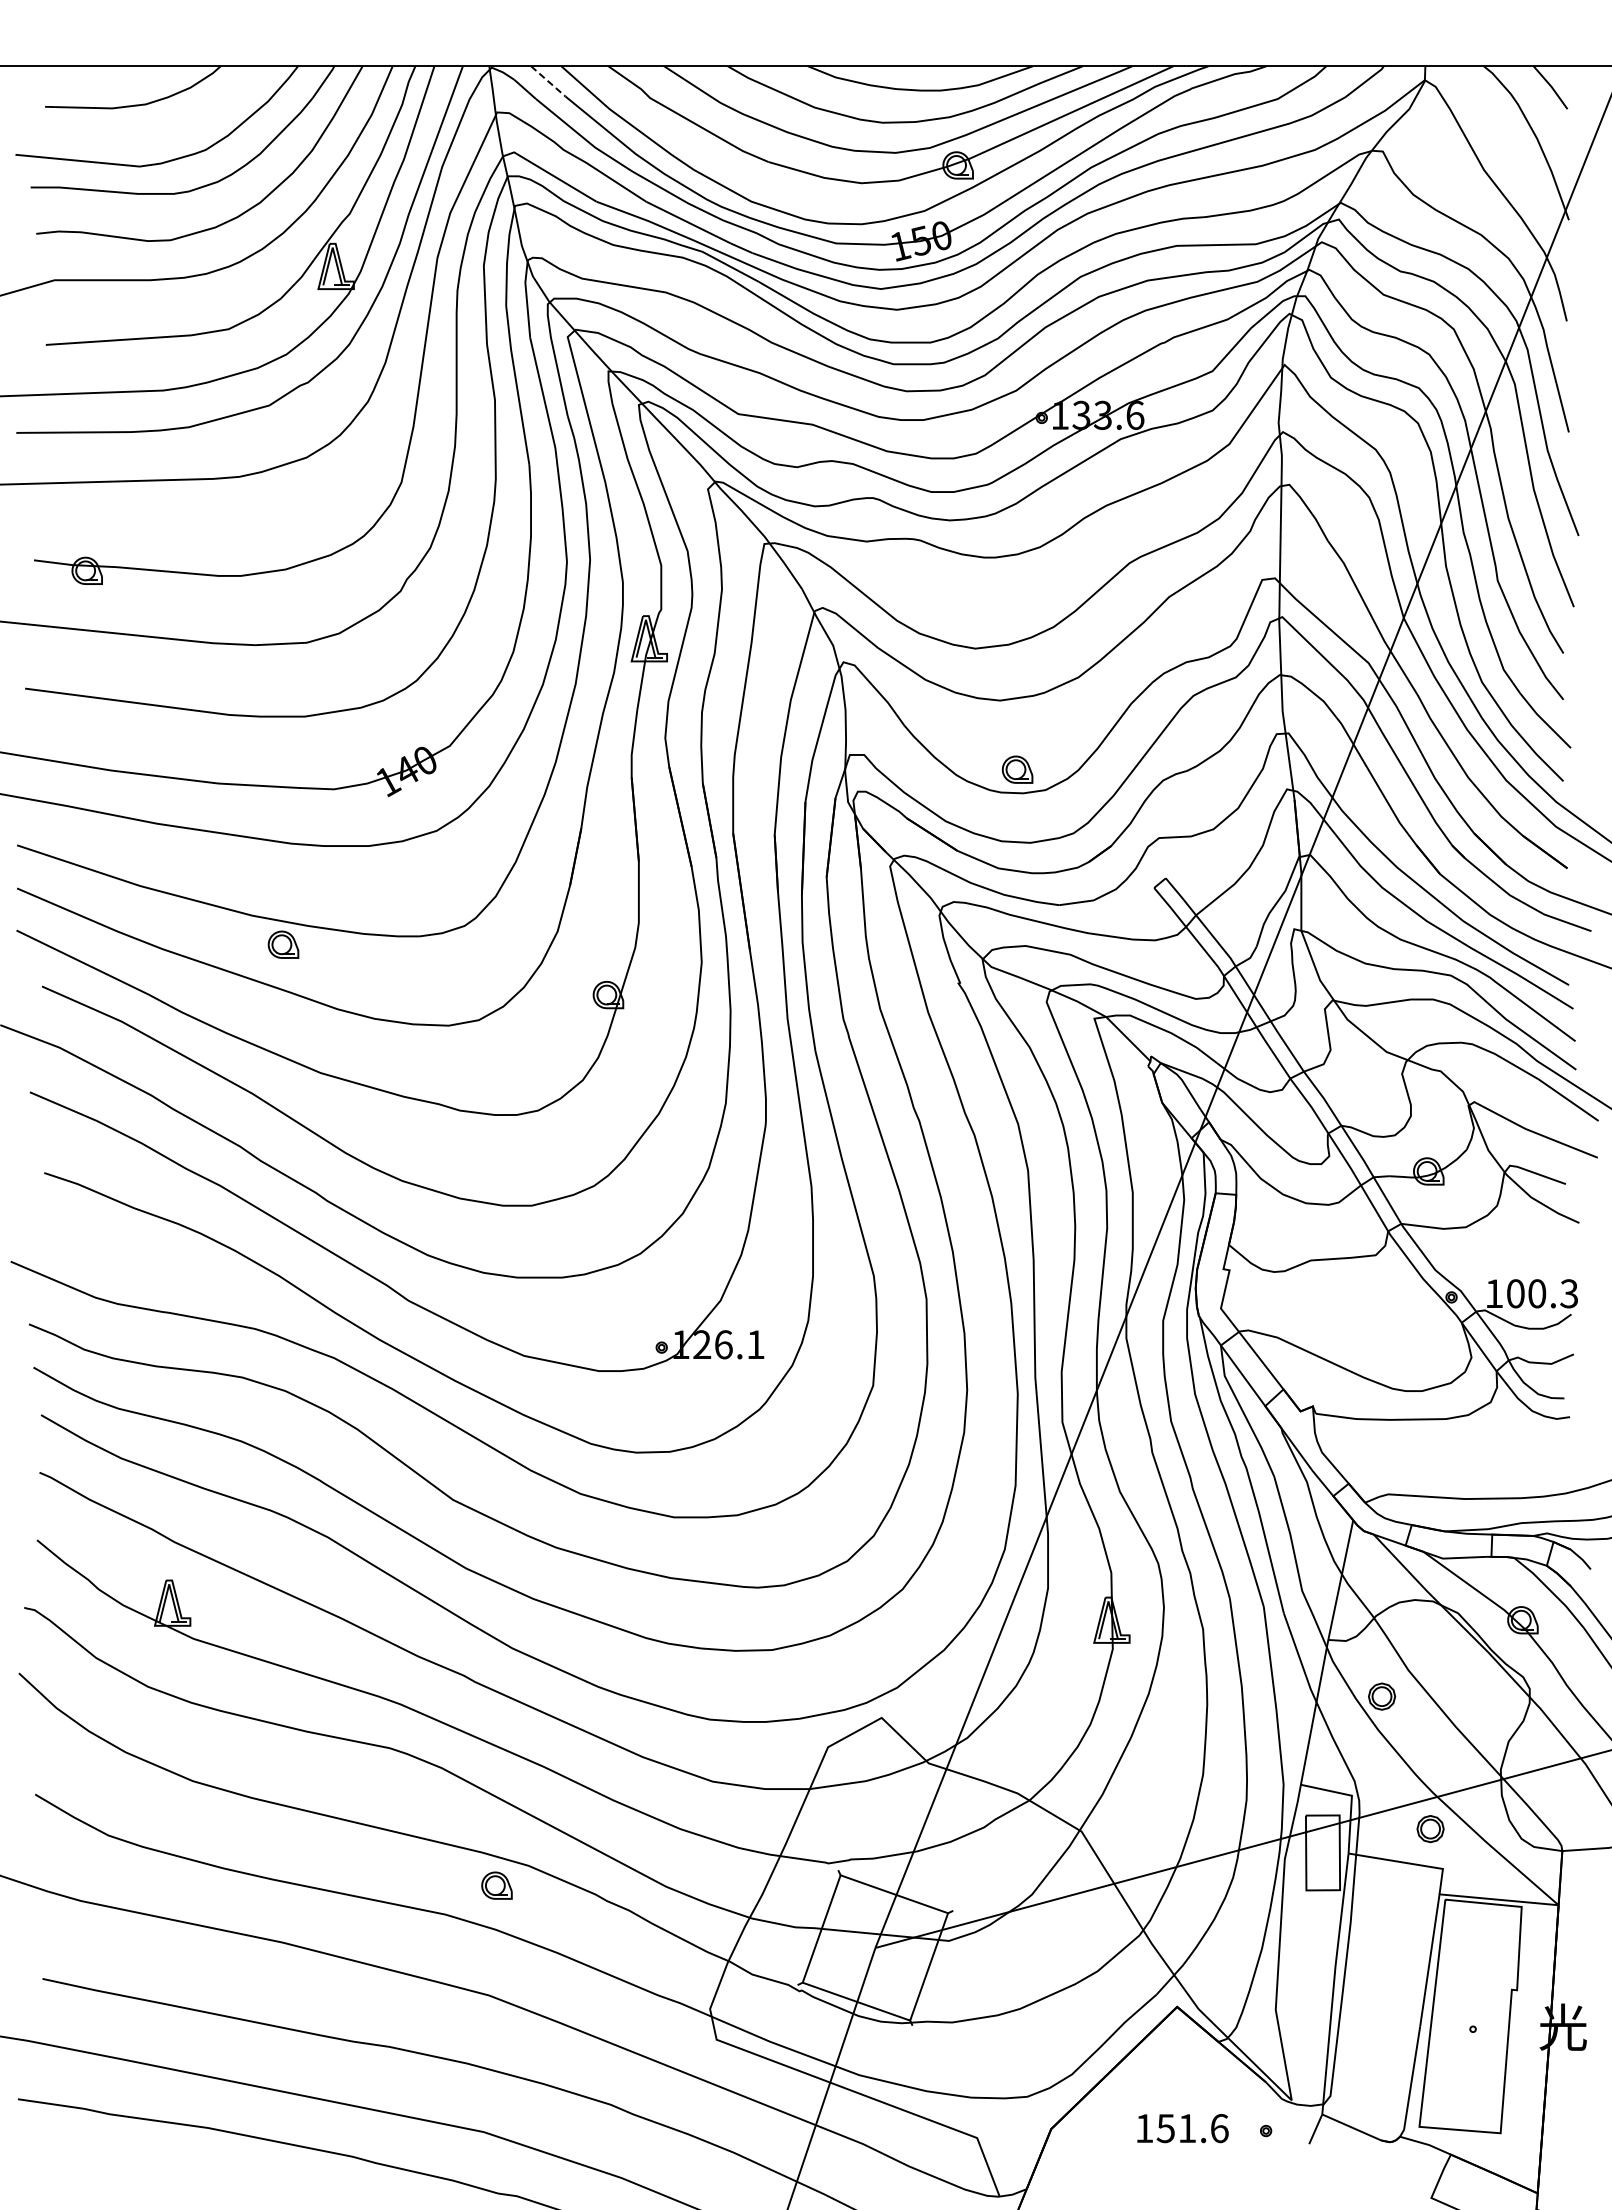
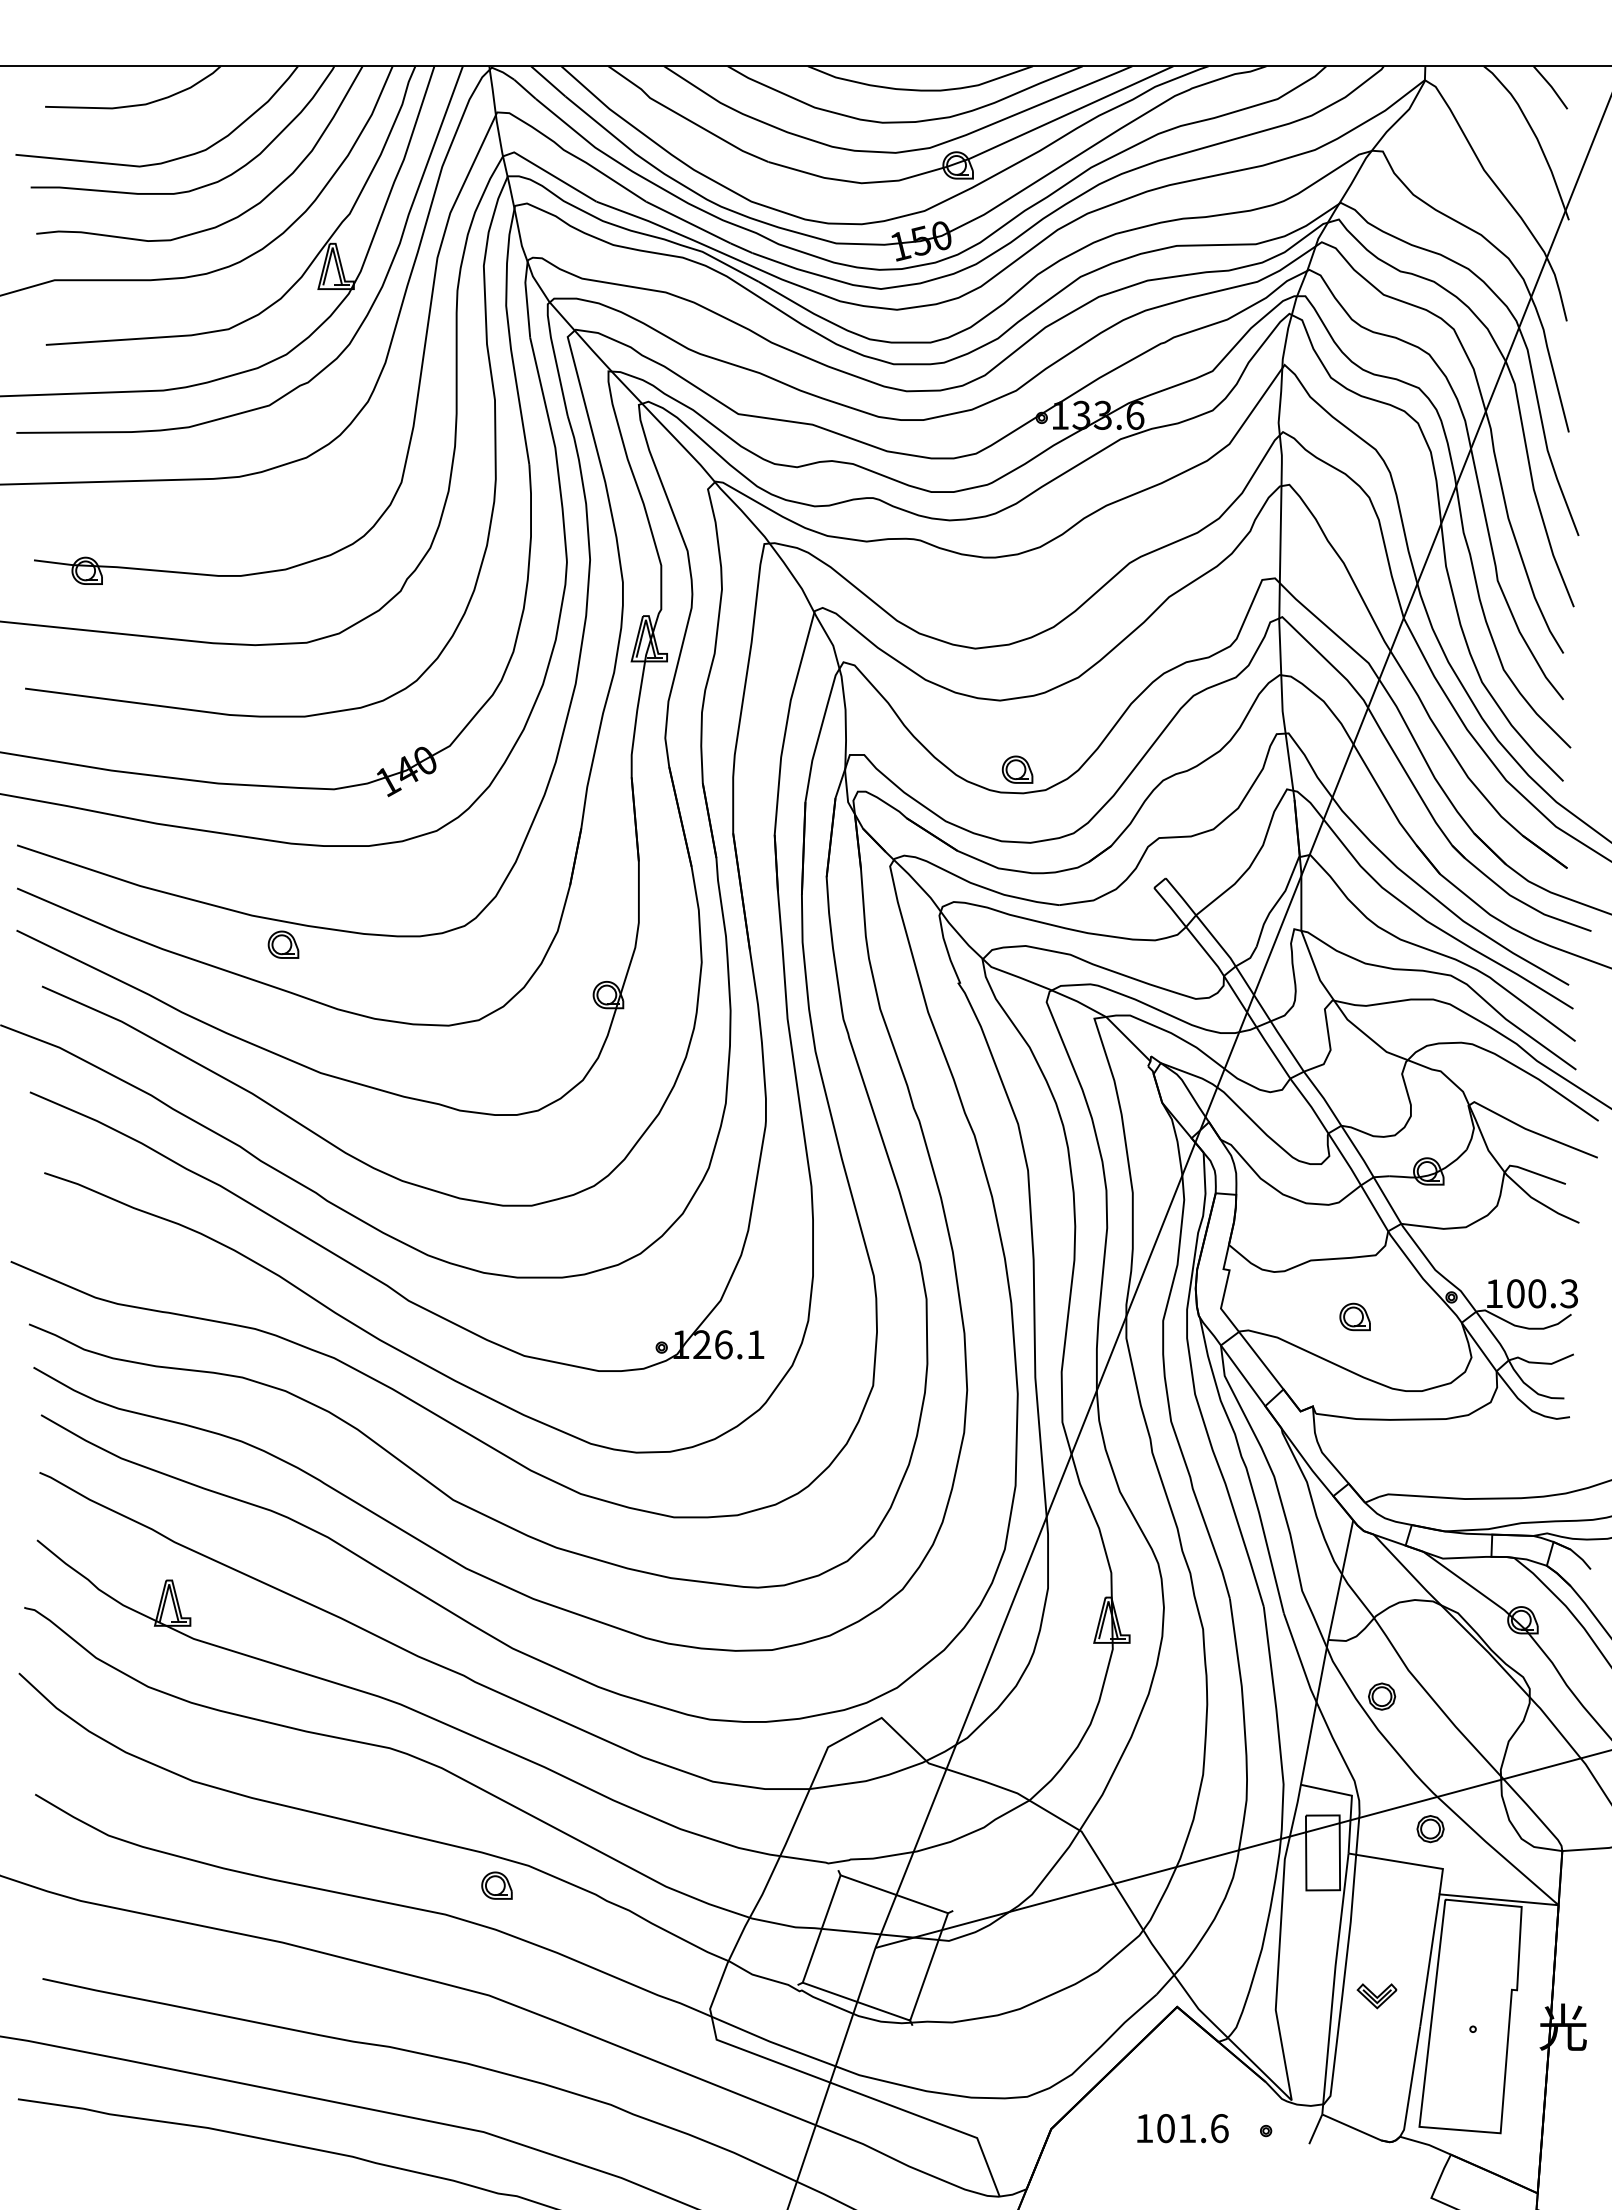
line: dashed -> solid (548, 81)
part: none -> present (1354, 1316)
part: none -> present (1376, 1996)
text: 151.6 -> 101.6 (1165, 2128)
